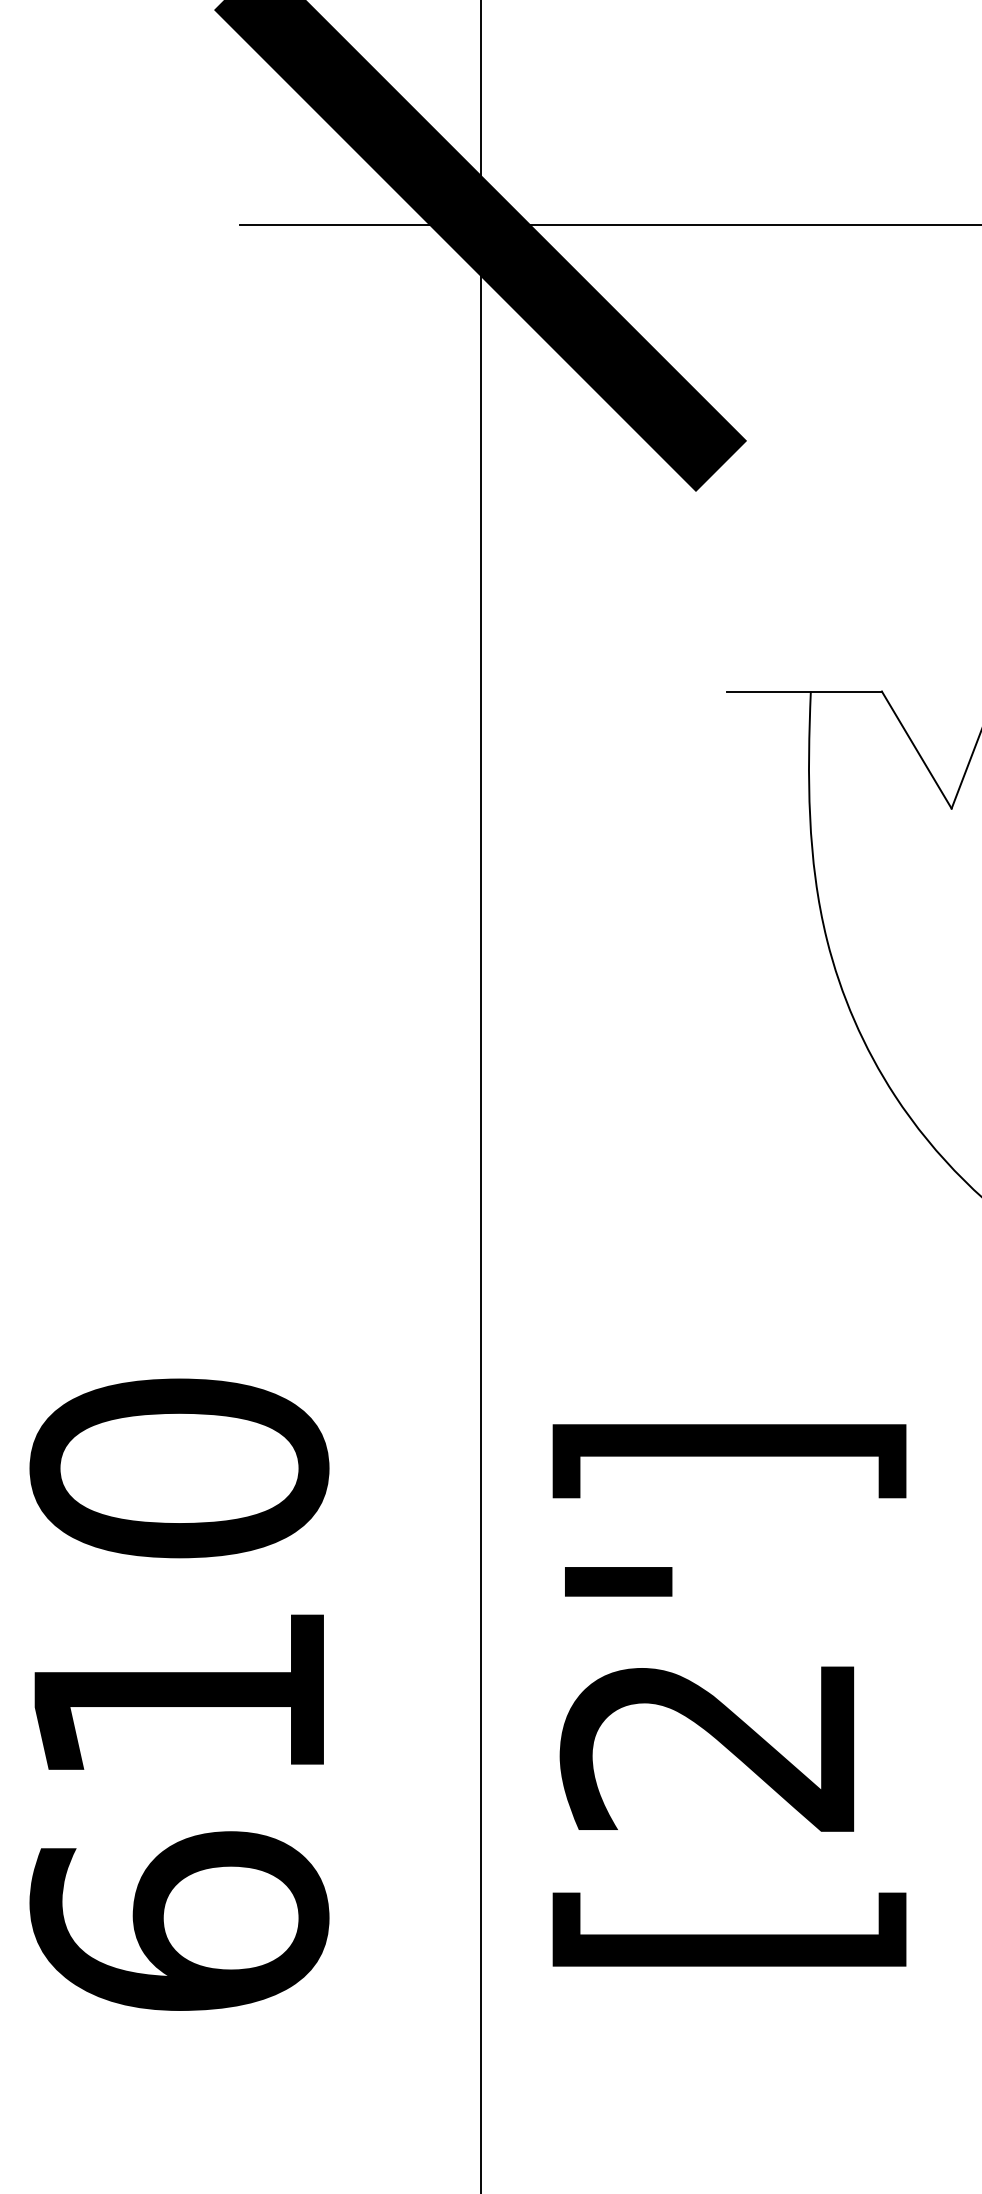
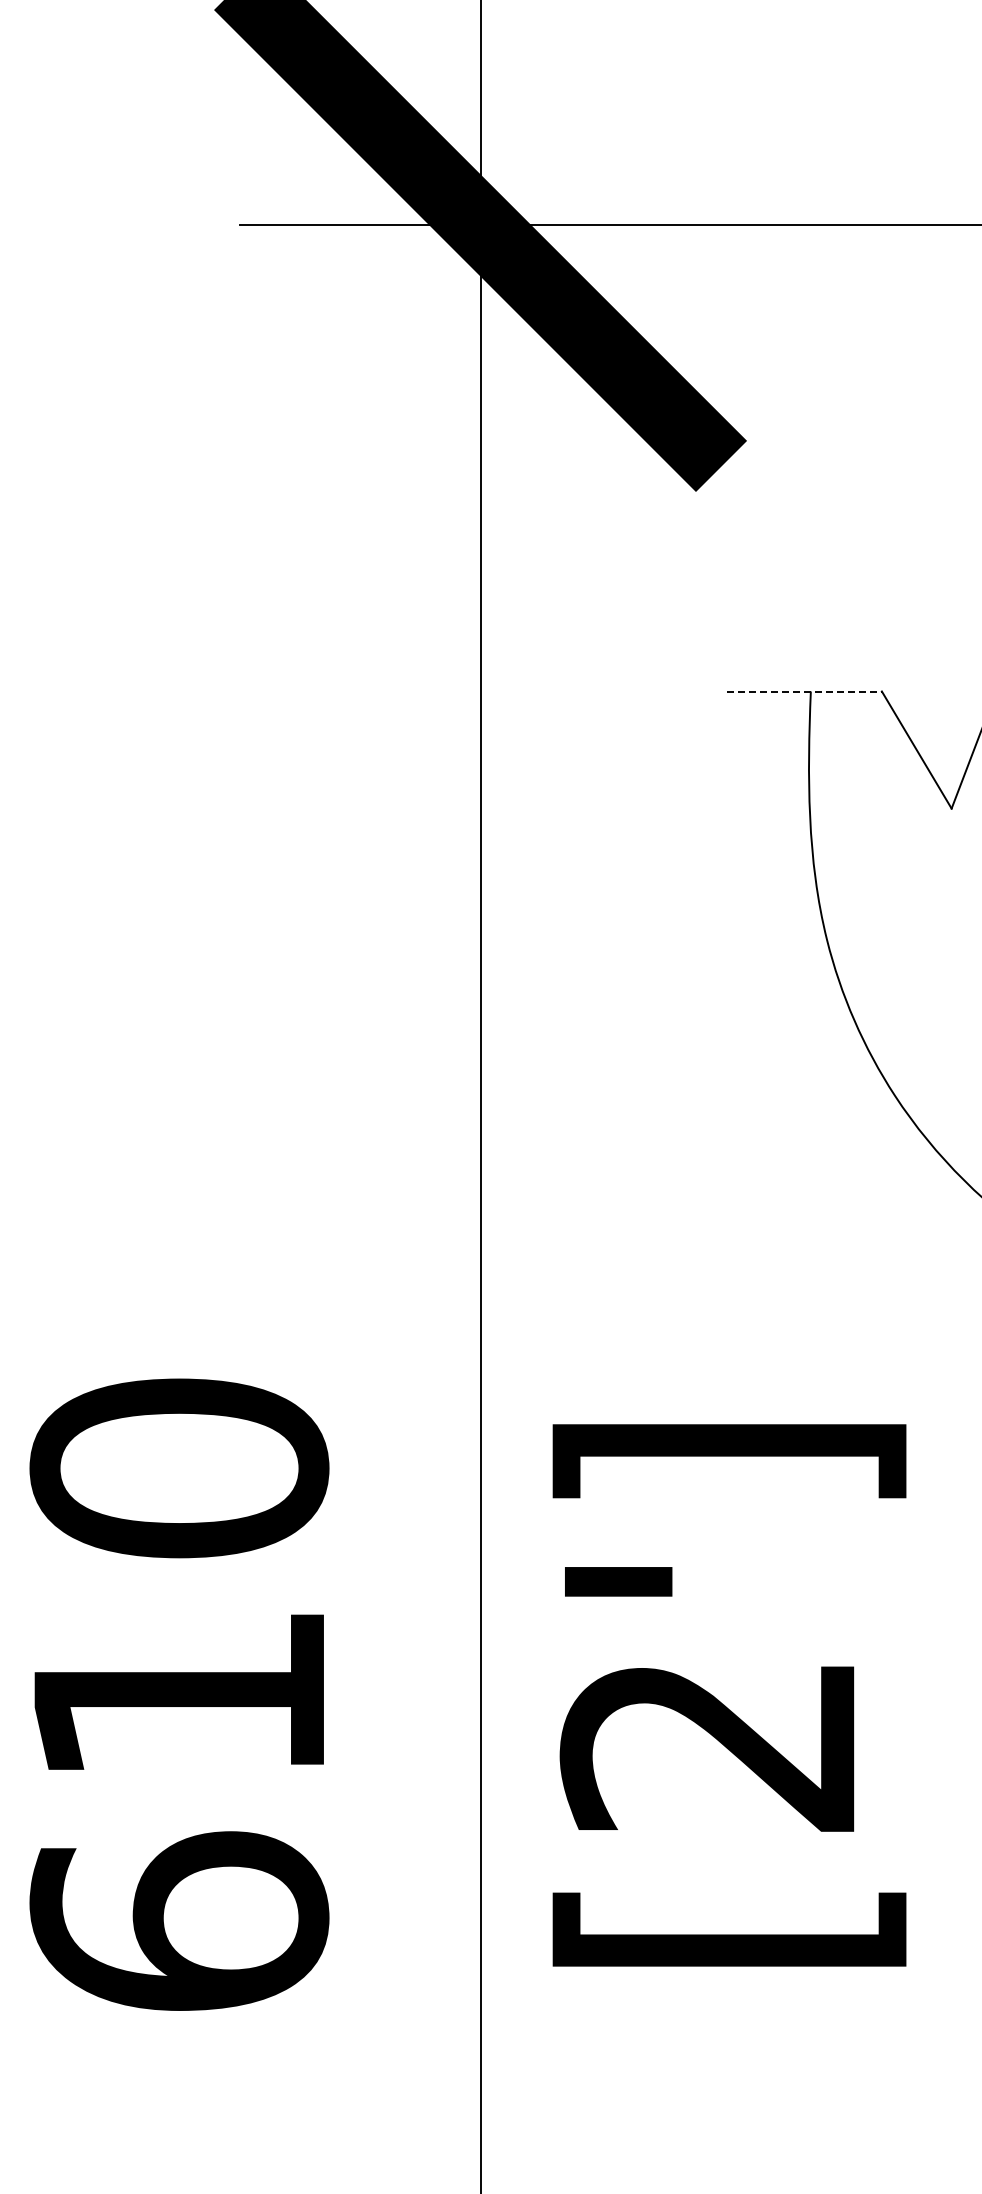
line: solid -> dashed (804, 691)
